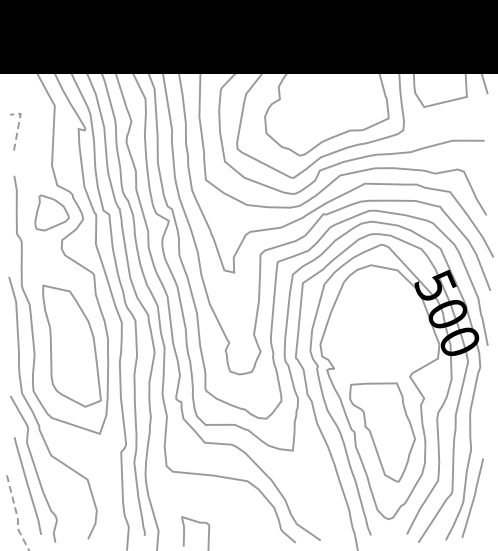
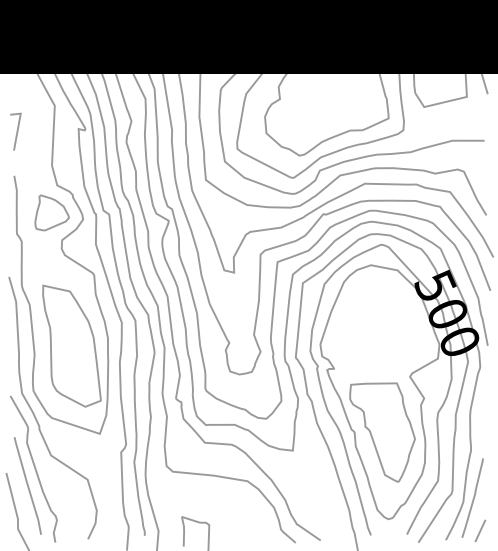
line: dashed -> solid (18, 126)
line: dashed -> solid (16, 513)
line: none -> present (479, 530)
